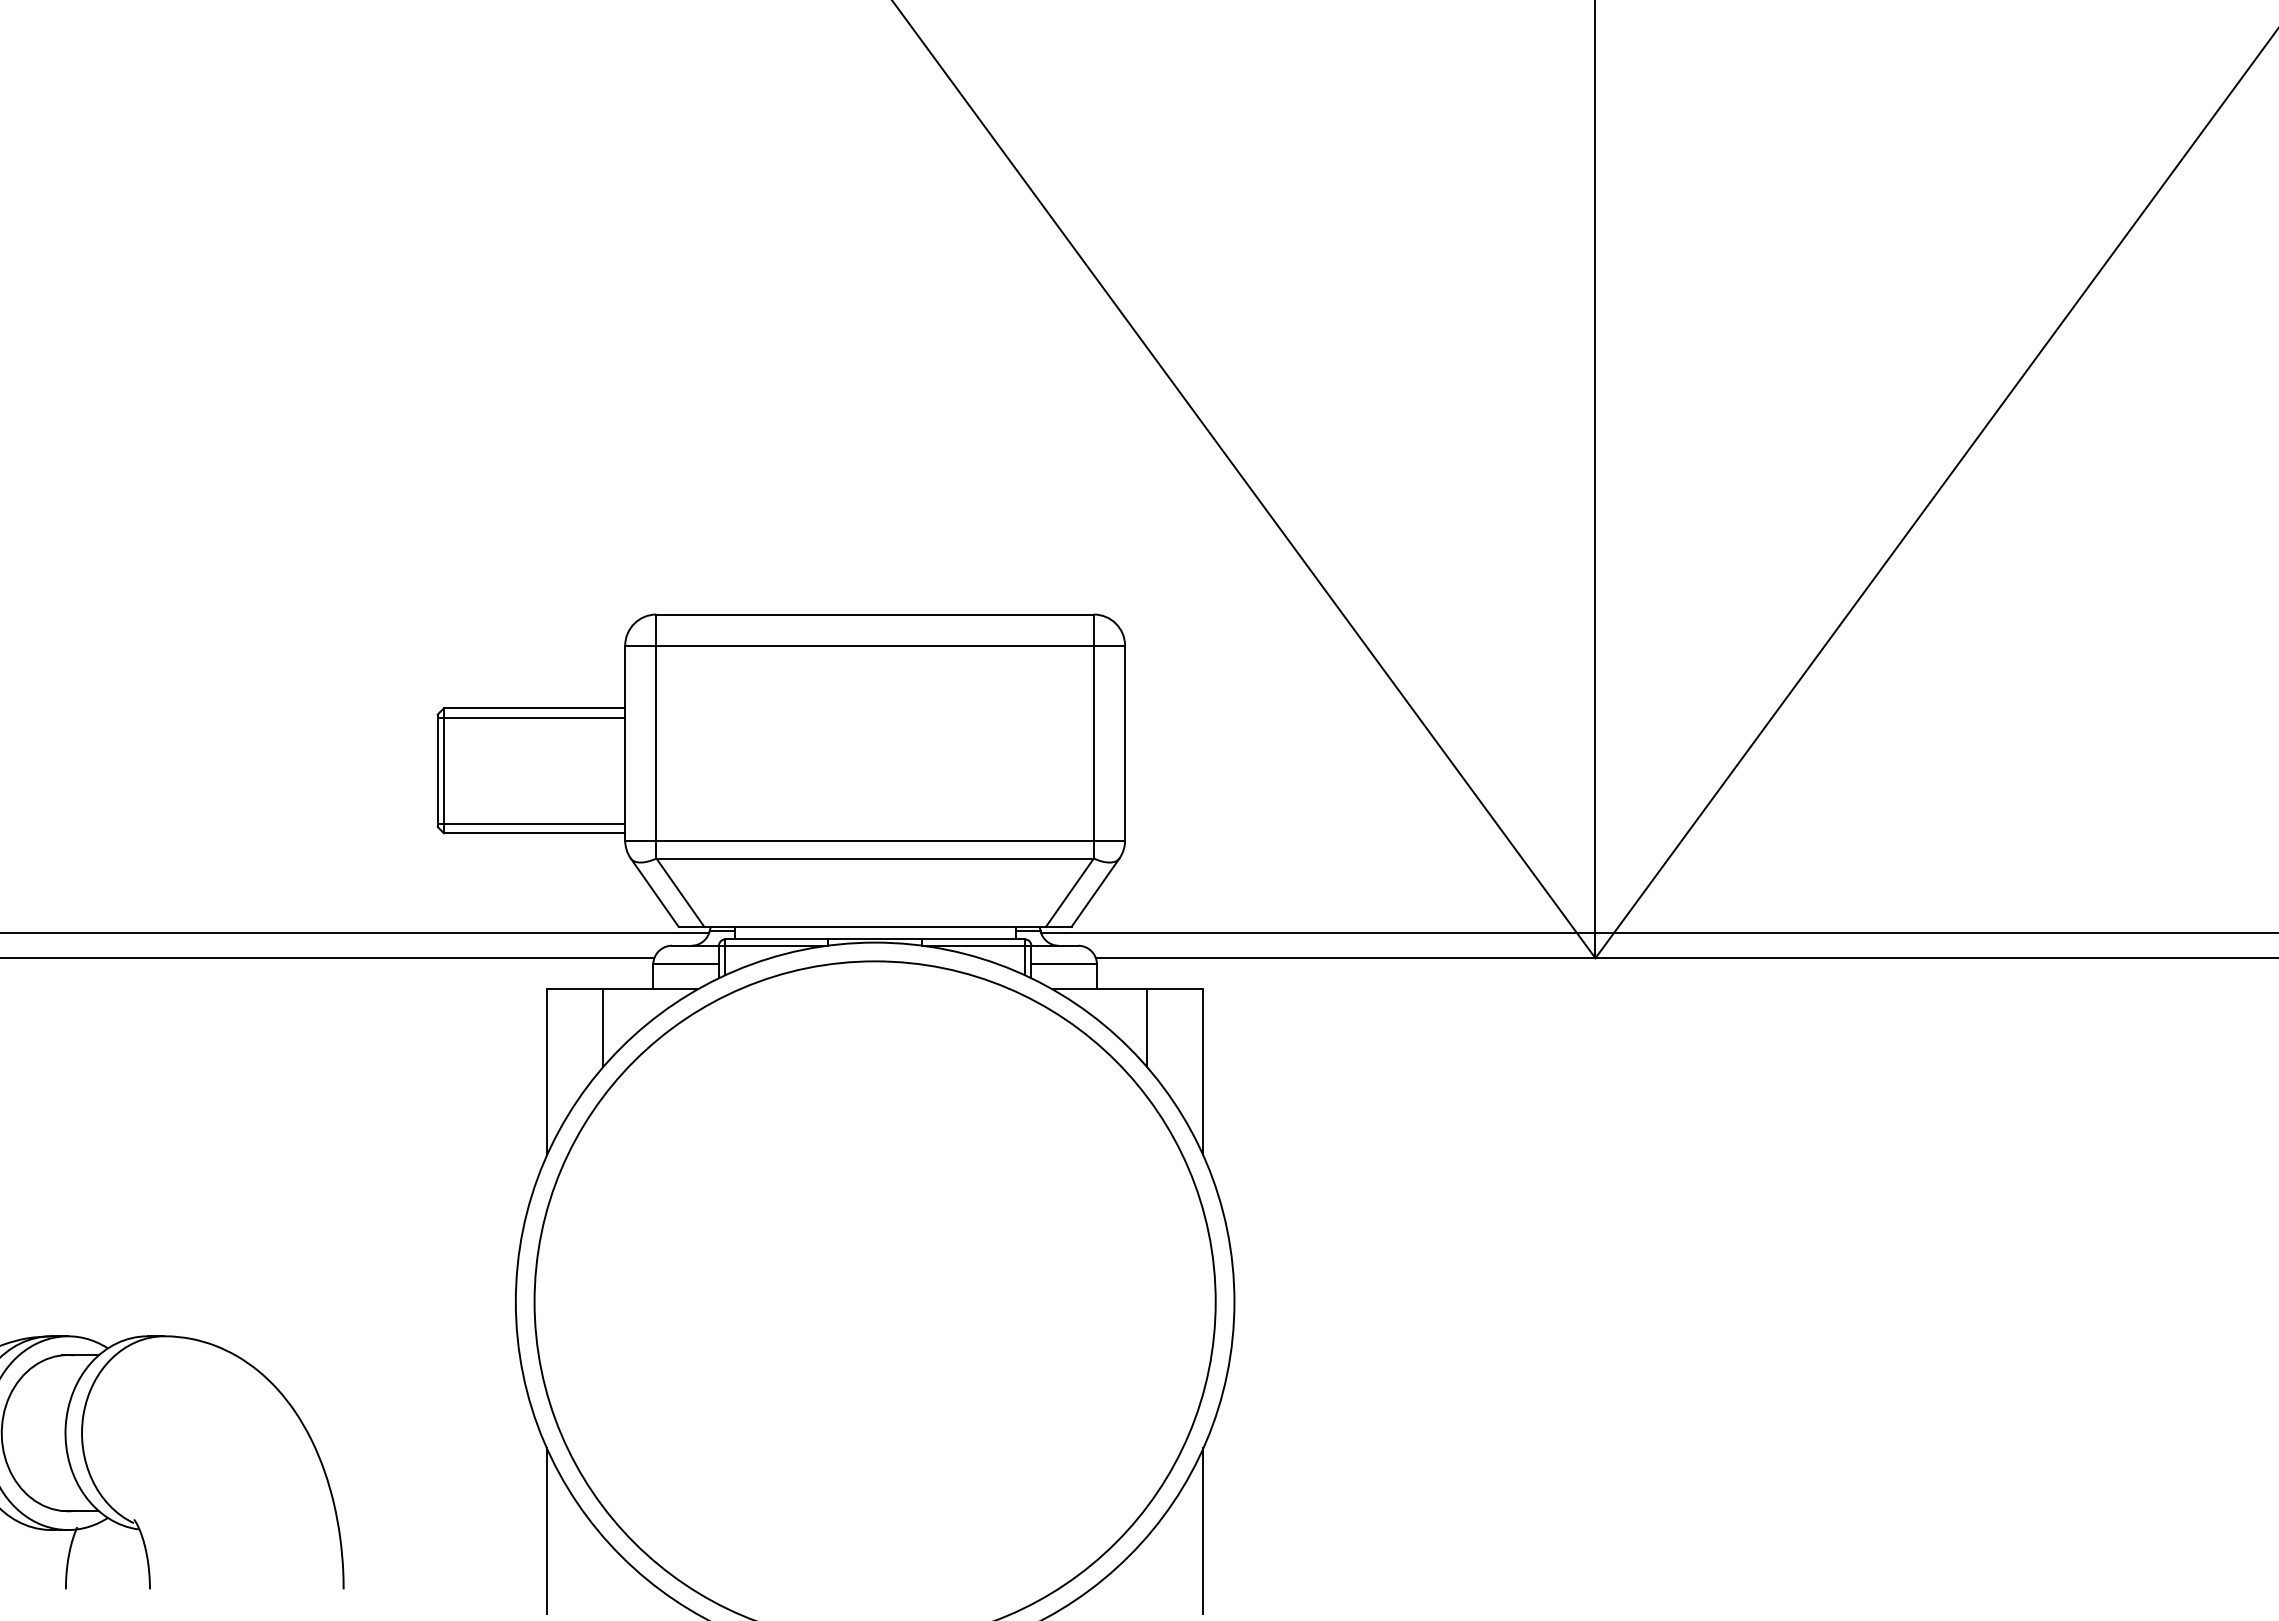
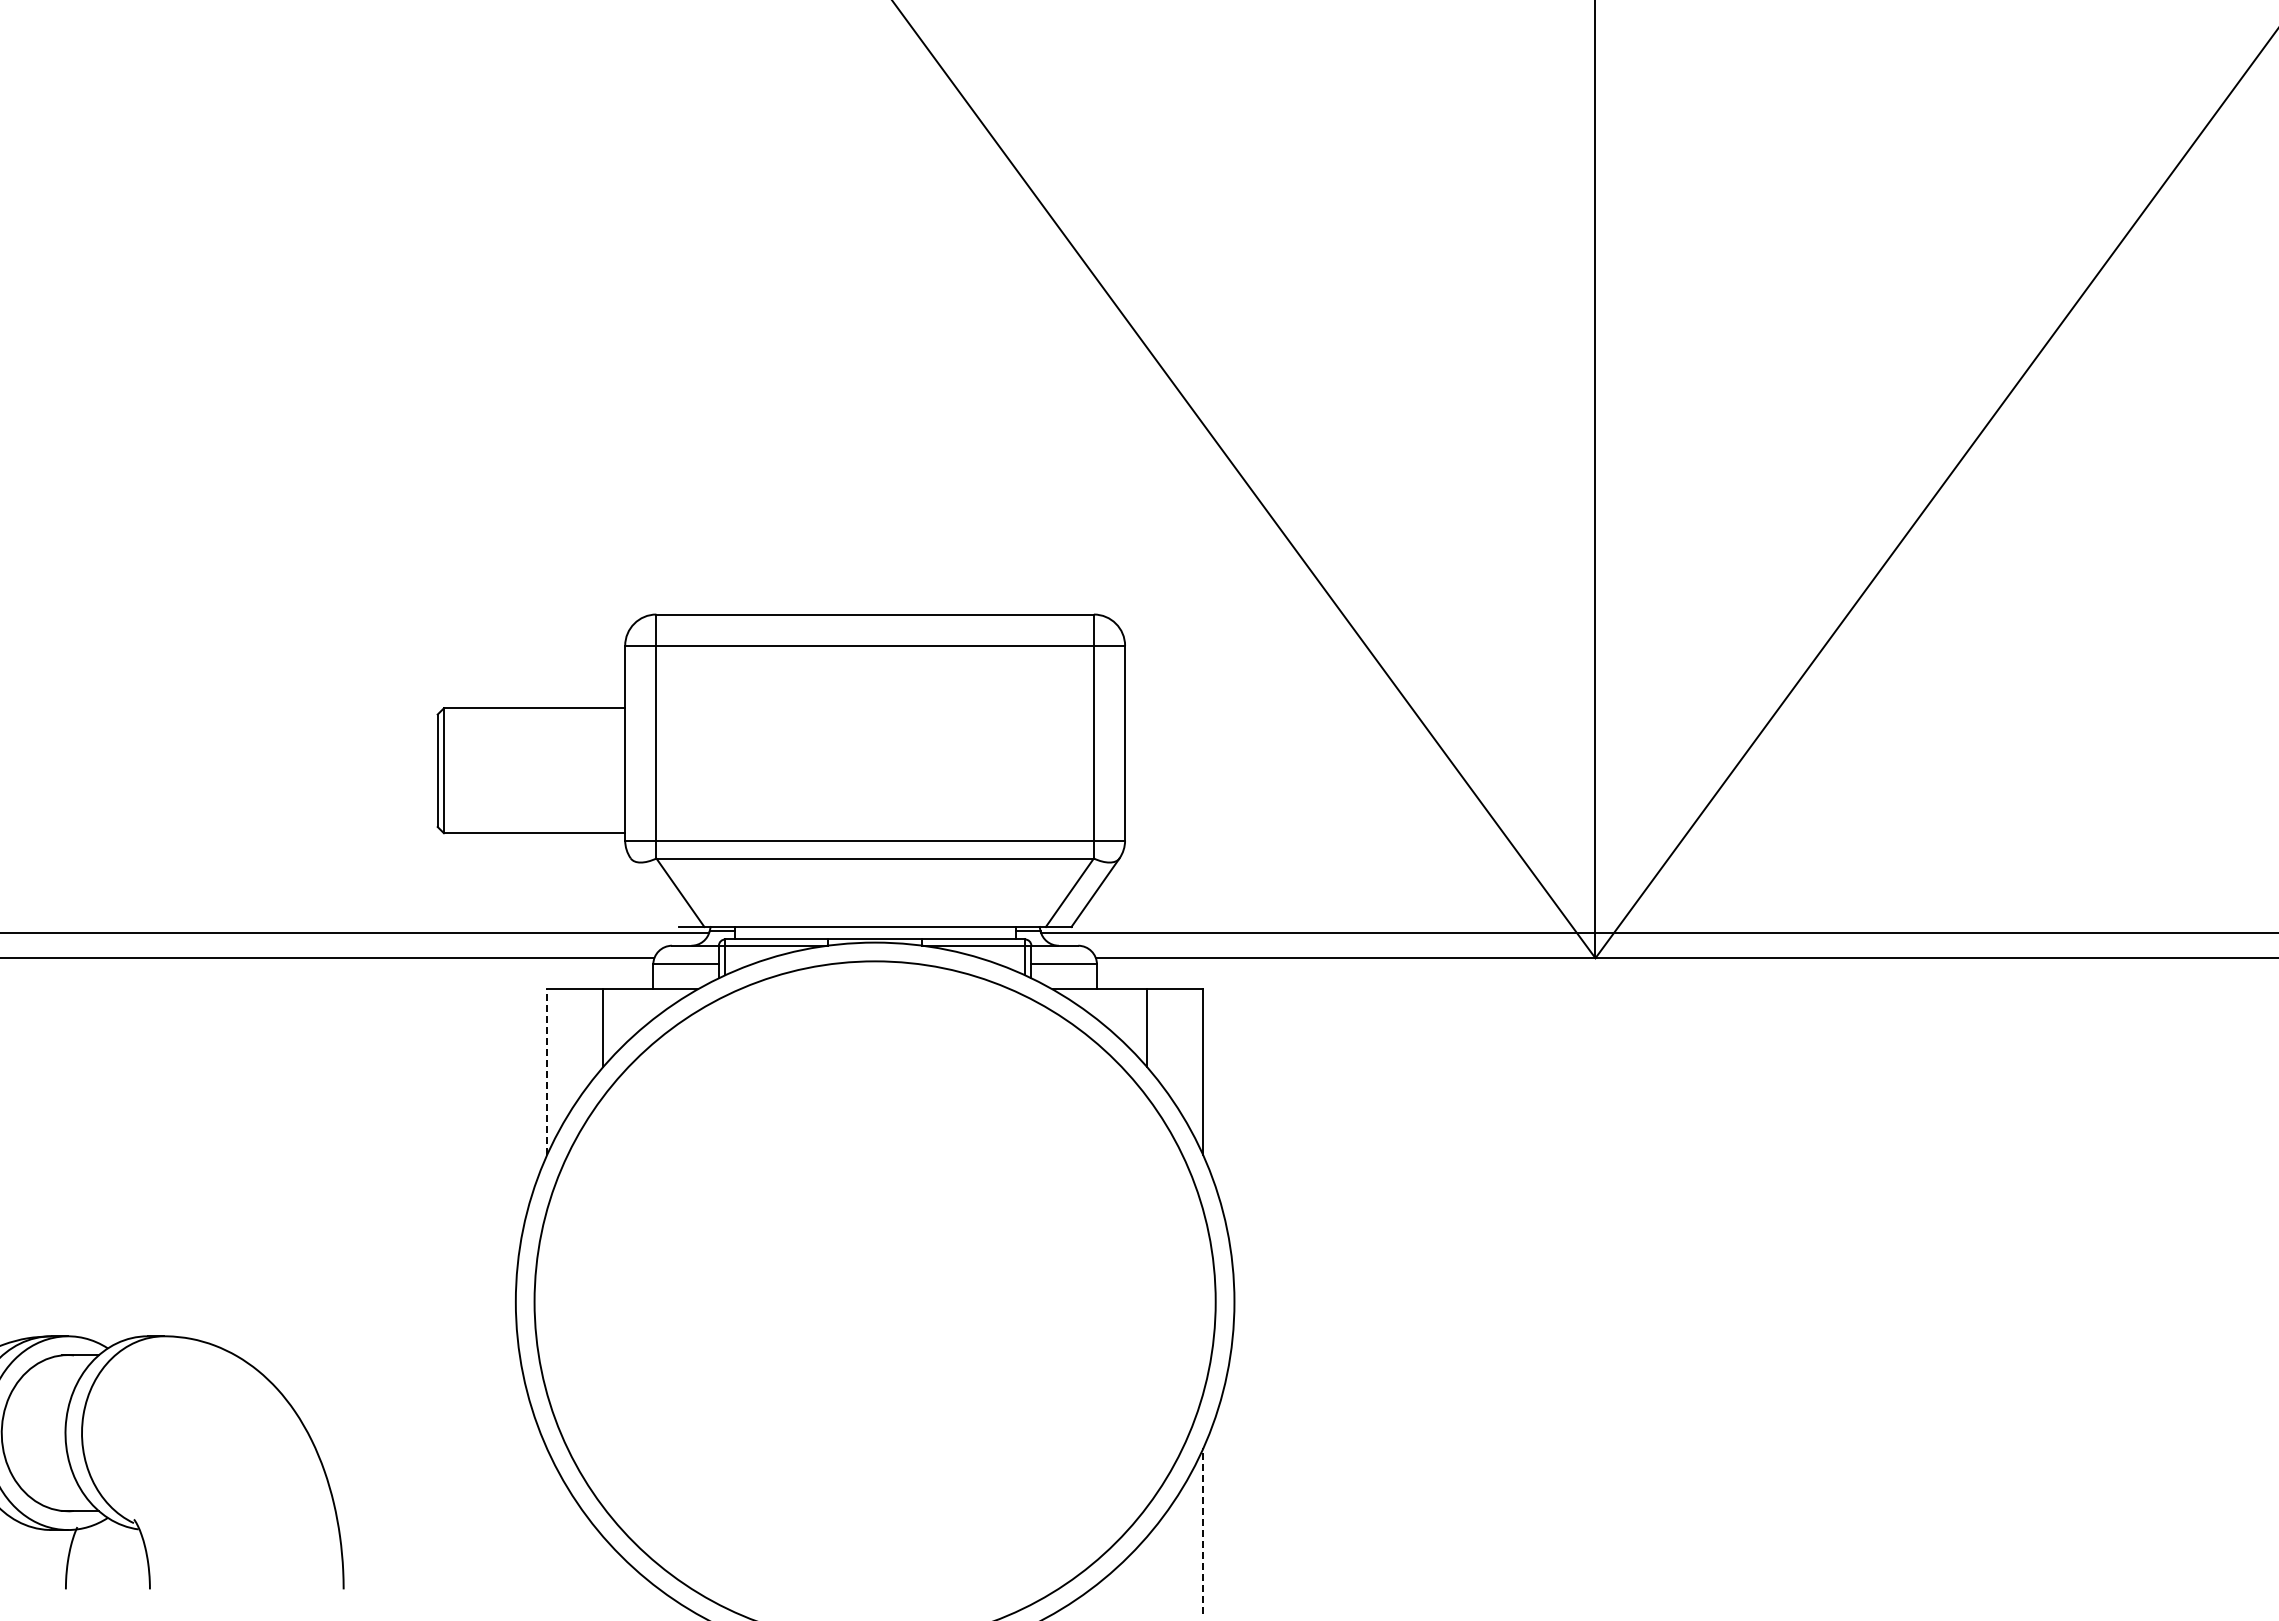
line: present -> none (531, 717)
line: present -> none (531, 823)
line: present -> none (654, 892)
line: solid -> dashed (547, 1072)
line: present -> none (547, 1531)
line: solid -> dashed (1203, 1531)
